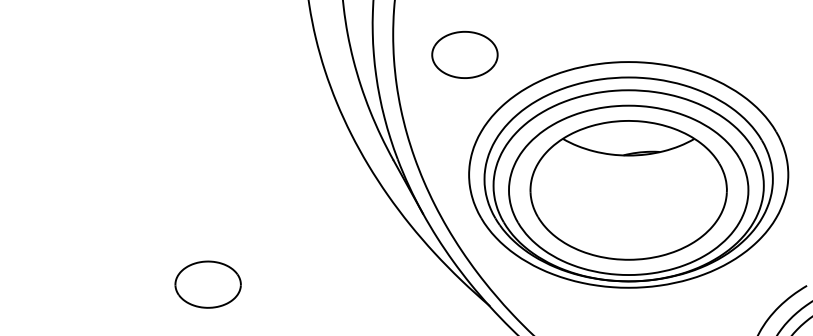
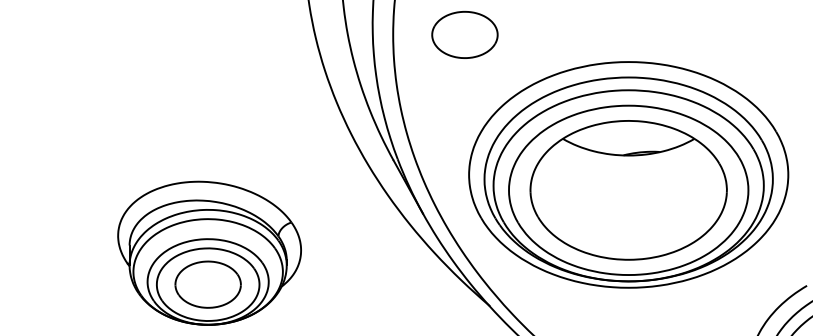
part position: (464, 54) -> (464, 34) (464, 34)
part: none -> present (209, 252)
